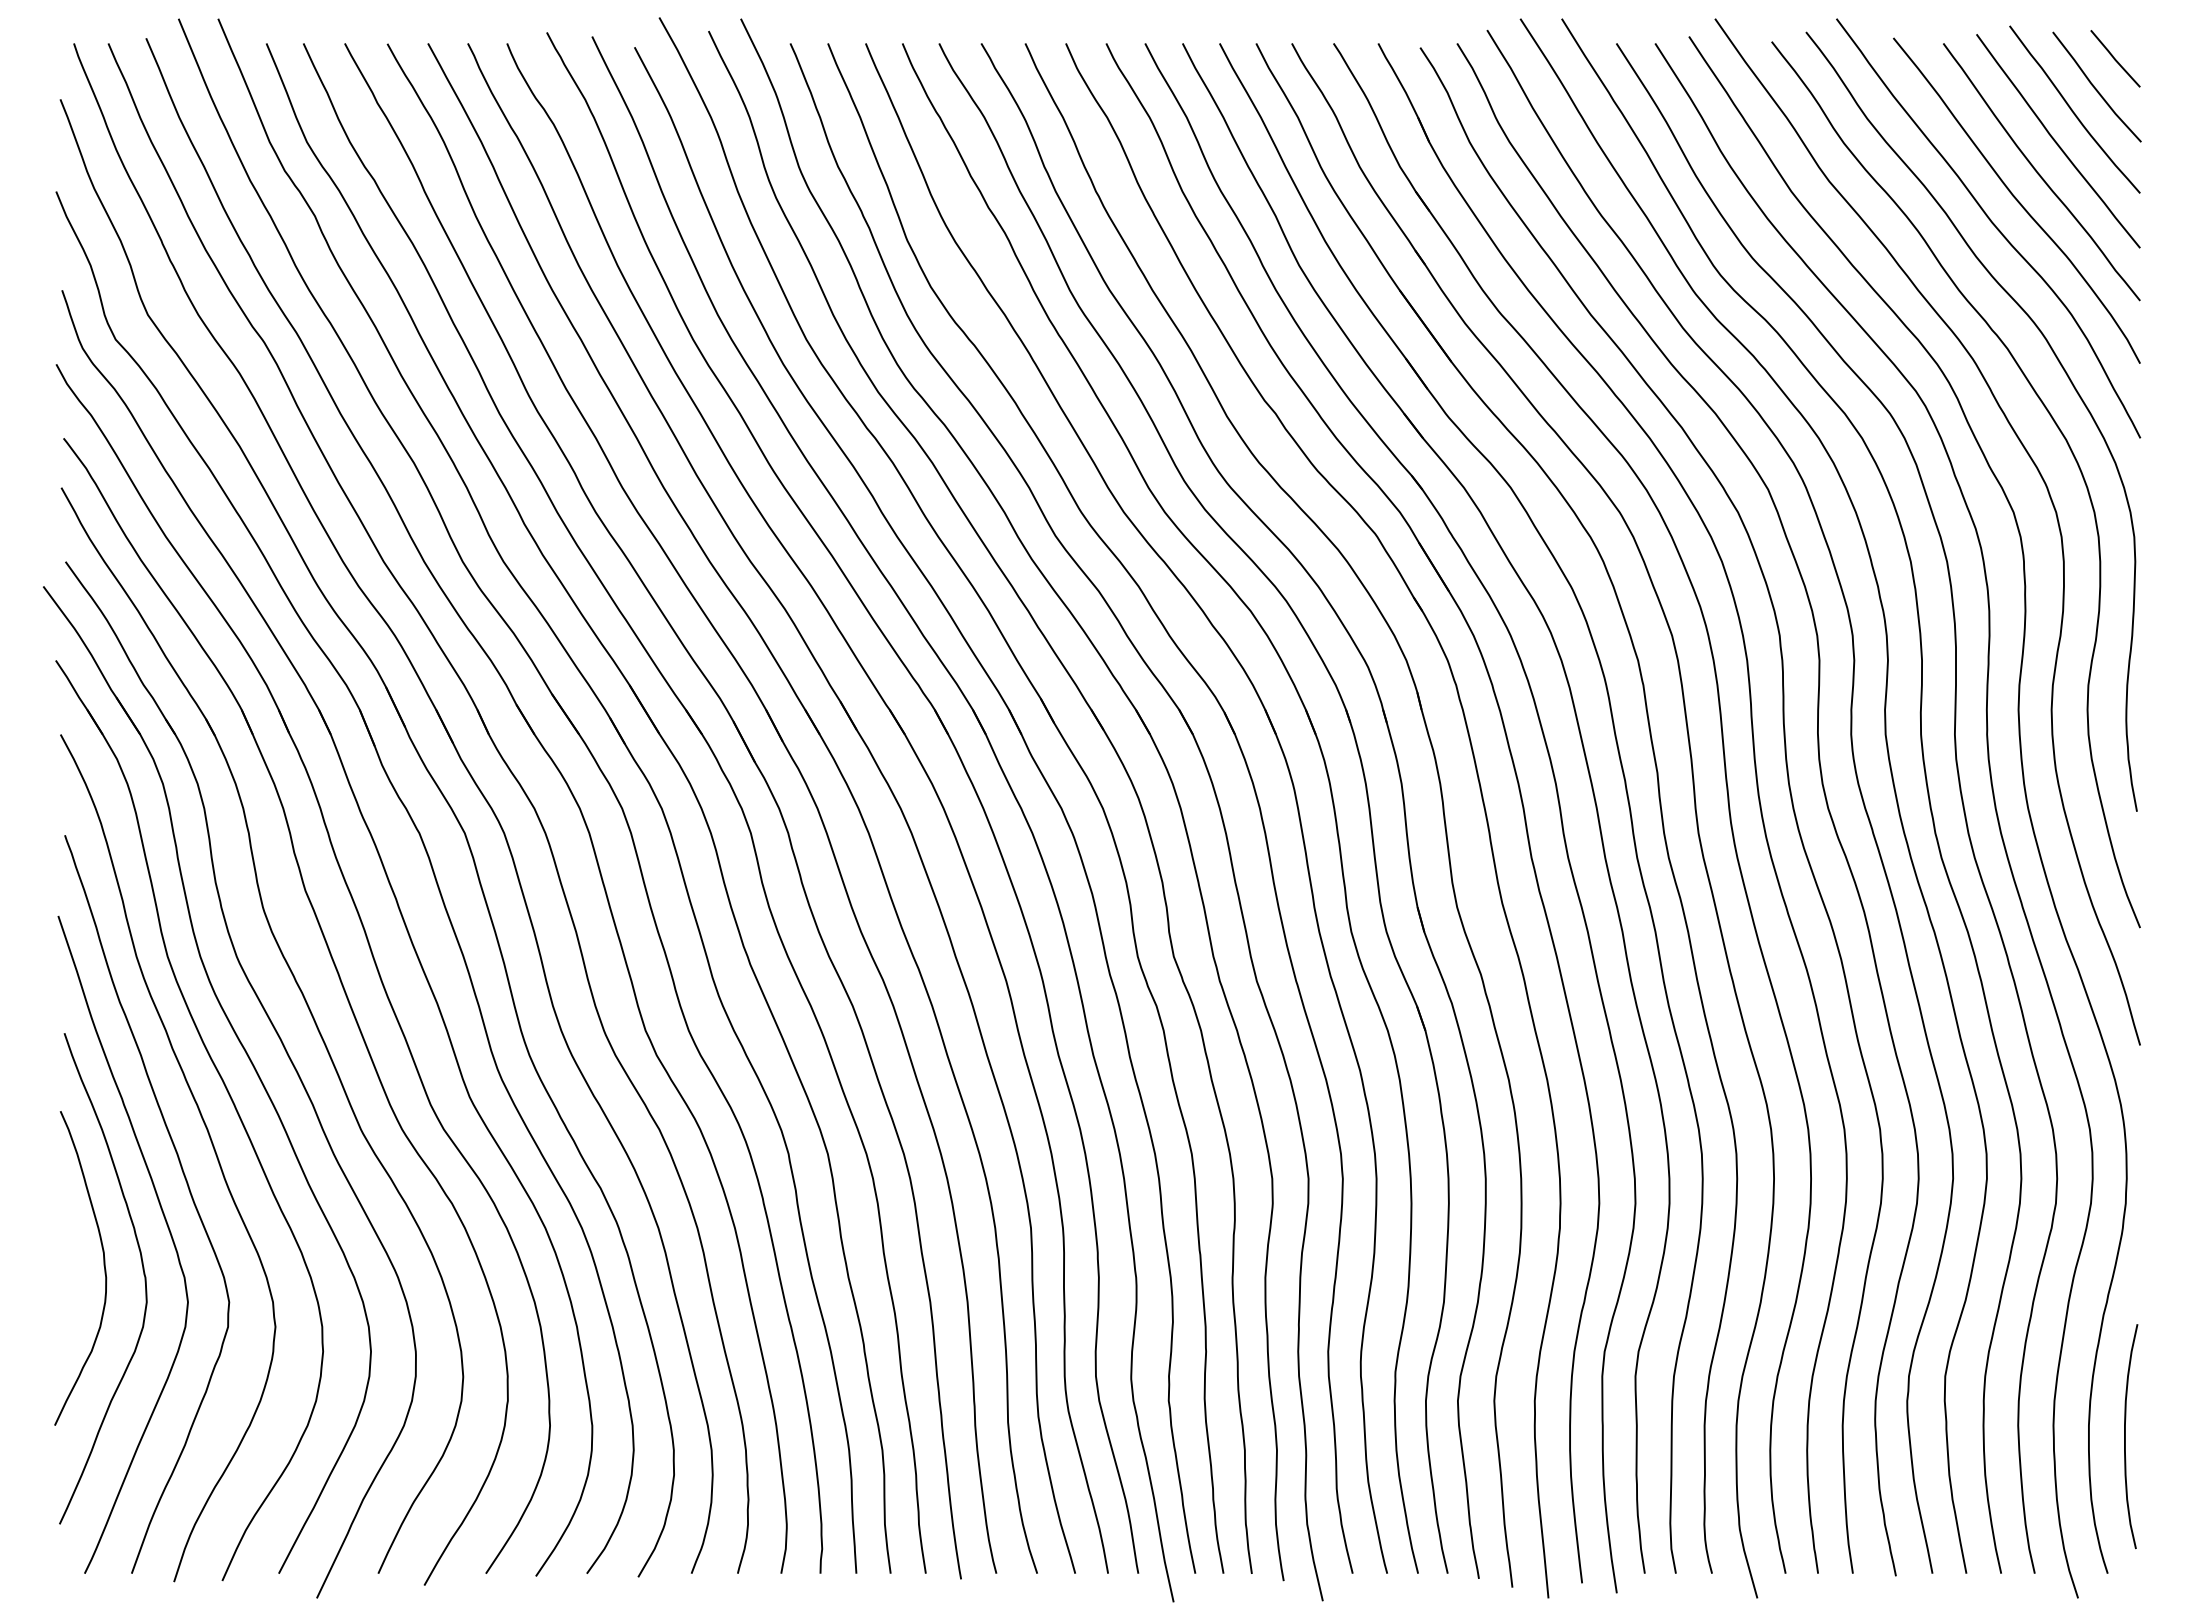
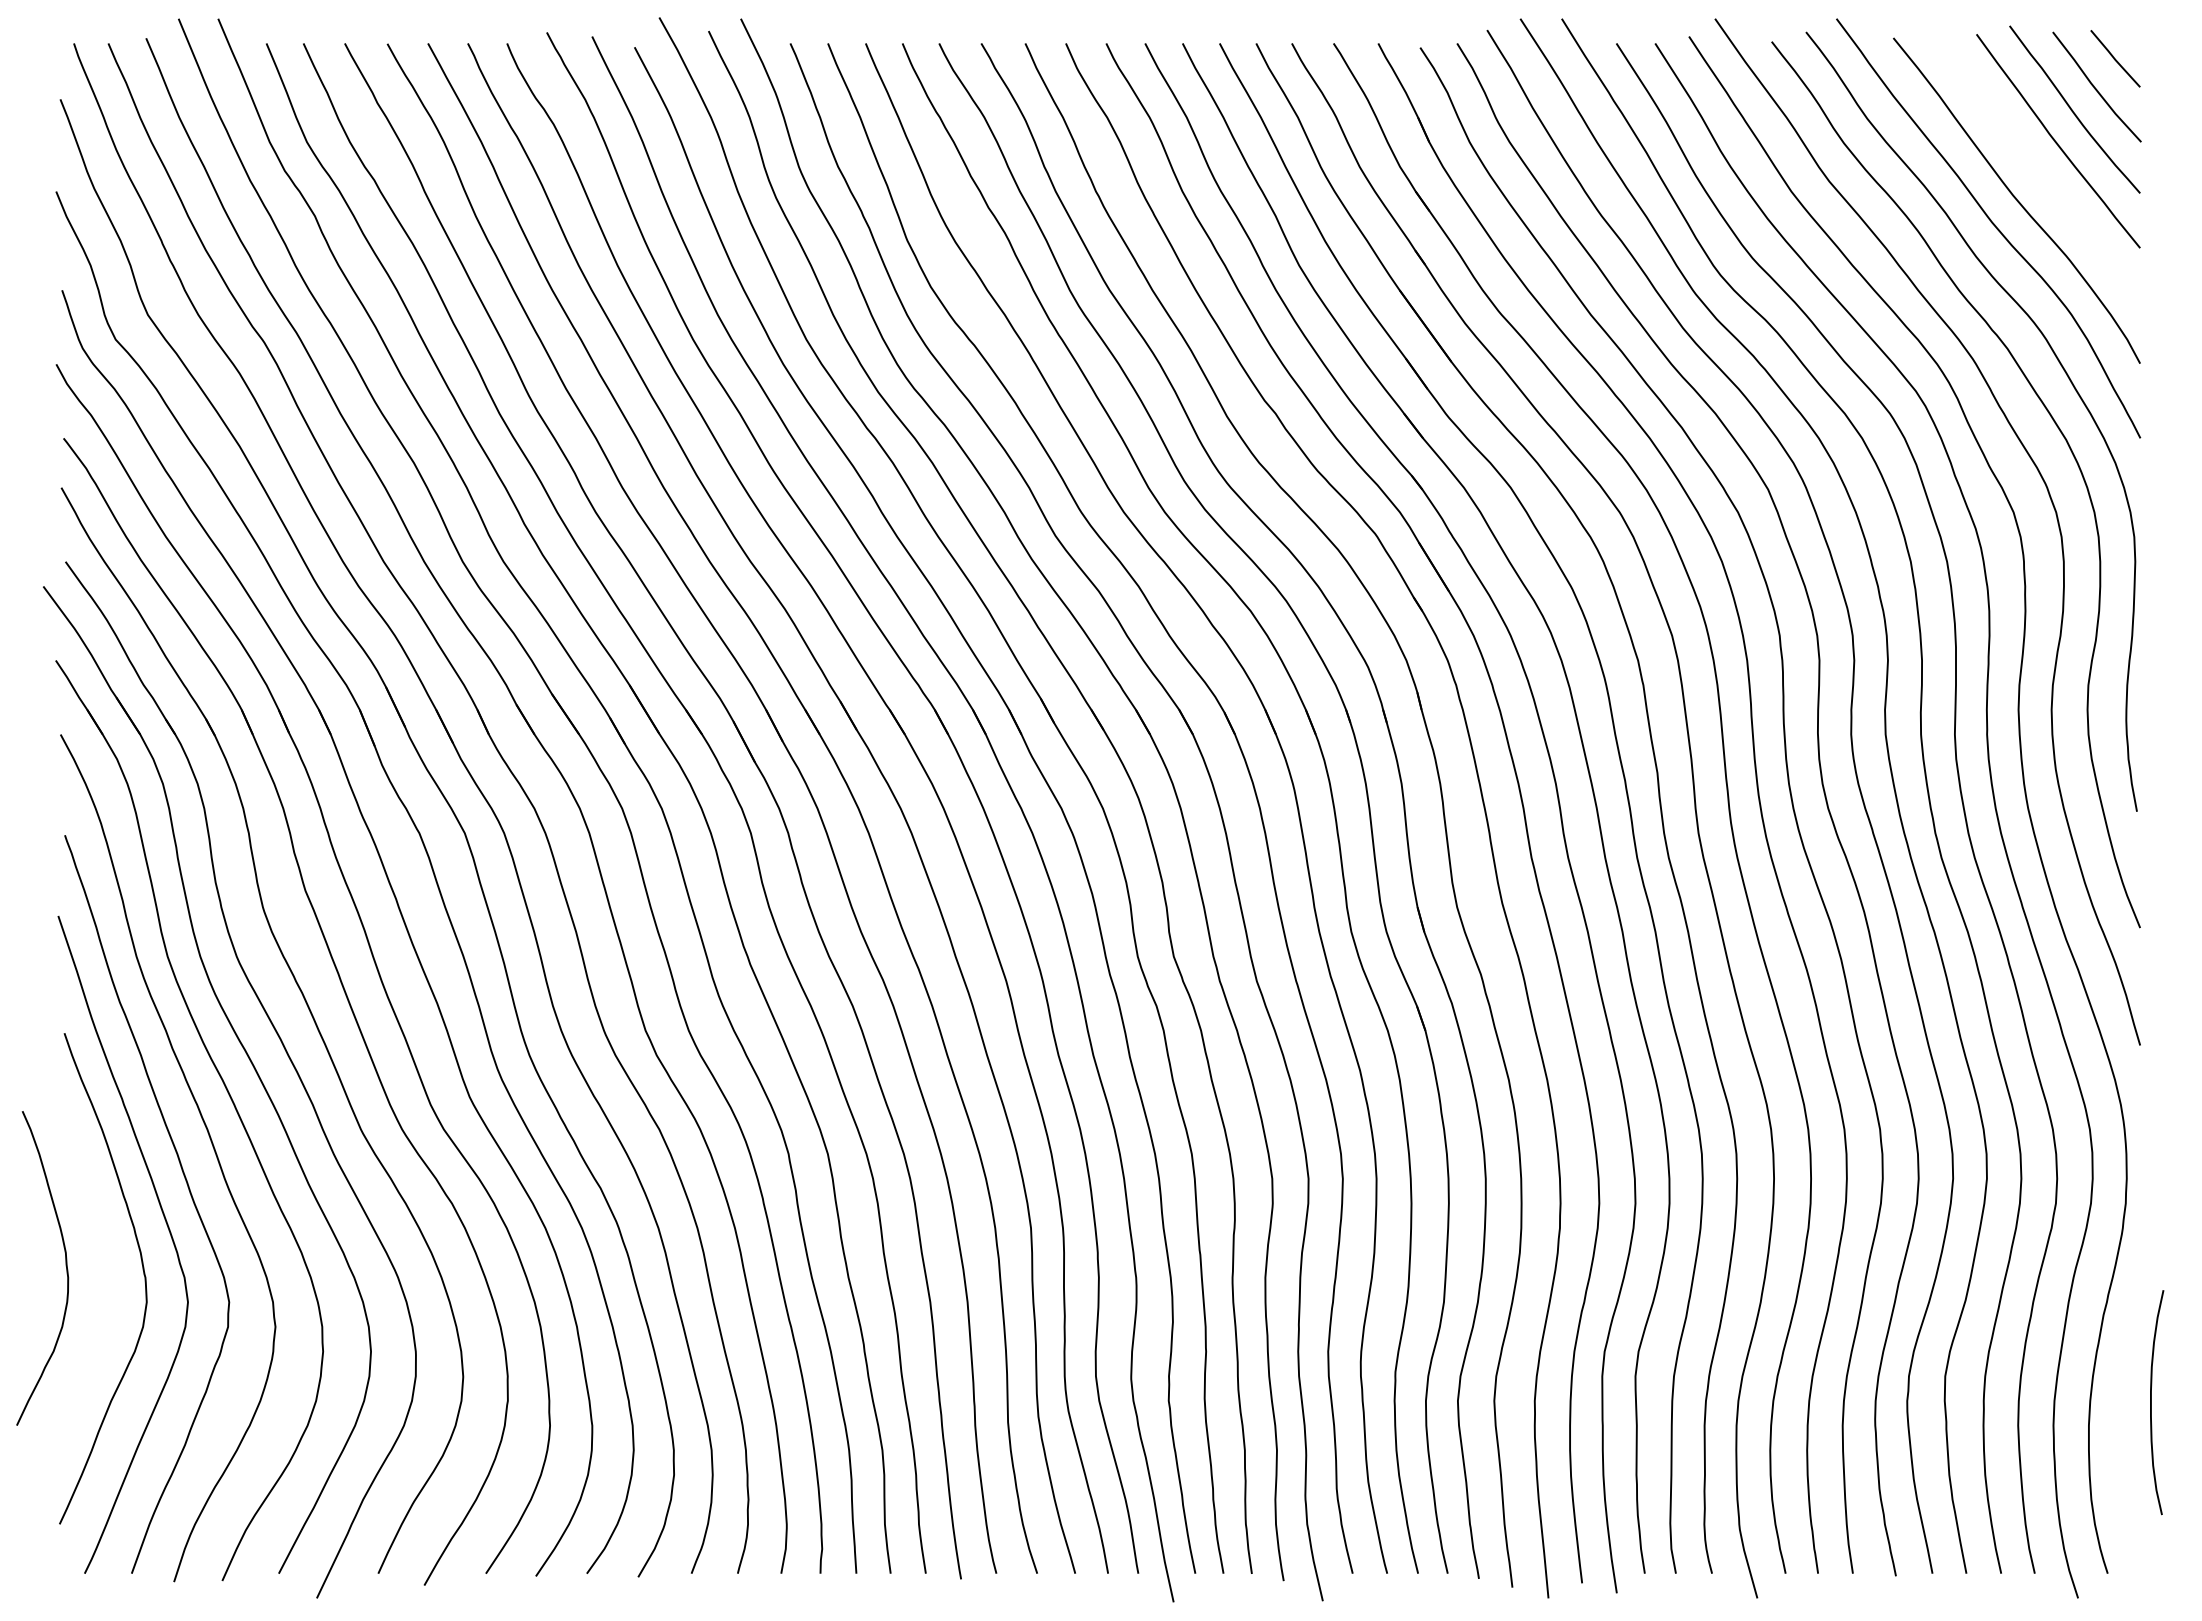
curve: present -> none (2039, 173)
curve position: (103, 1266) -> (65, 1266) (65, 1266)
curve position: (2125, 1436) -> (2151, 1402) (2151, 1402)
